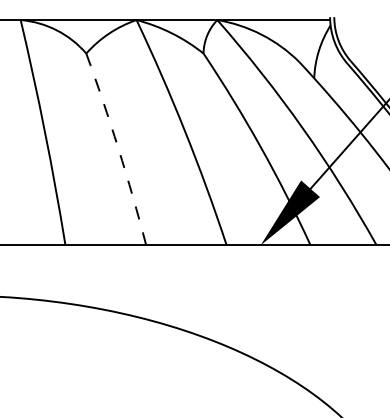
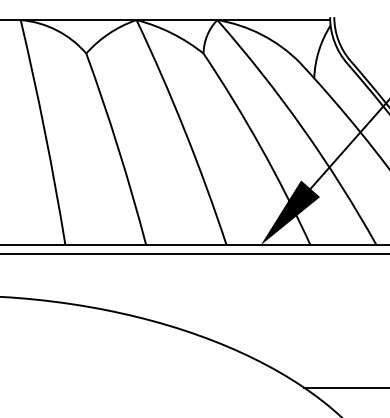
arc: dashed -> solid (118, 148)
line: none -> present (194, 253)
line: none -> present (345, 387)
